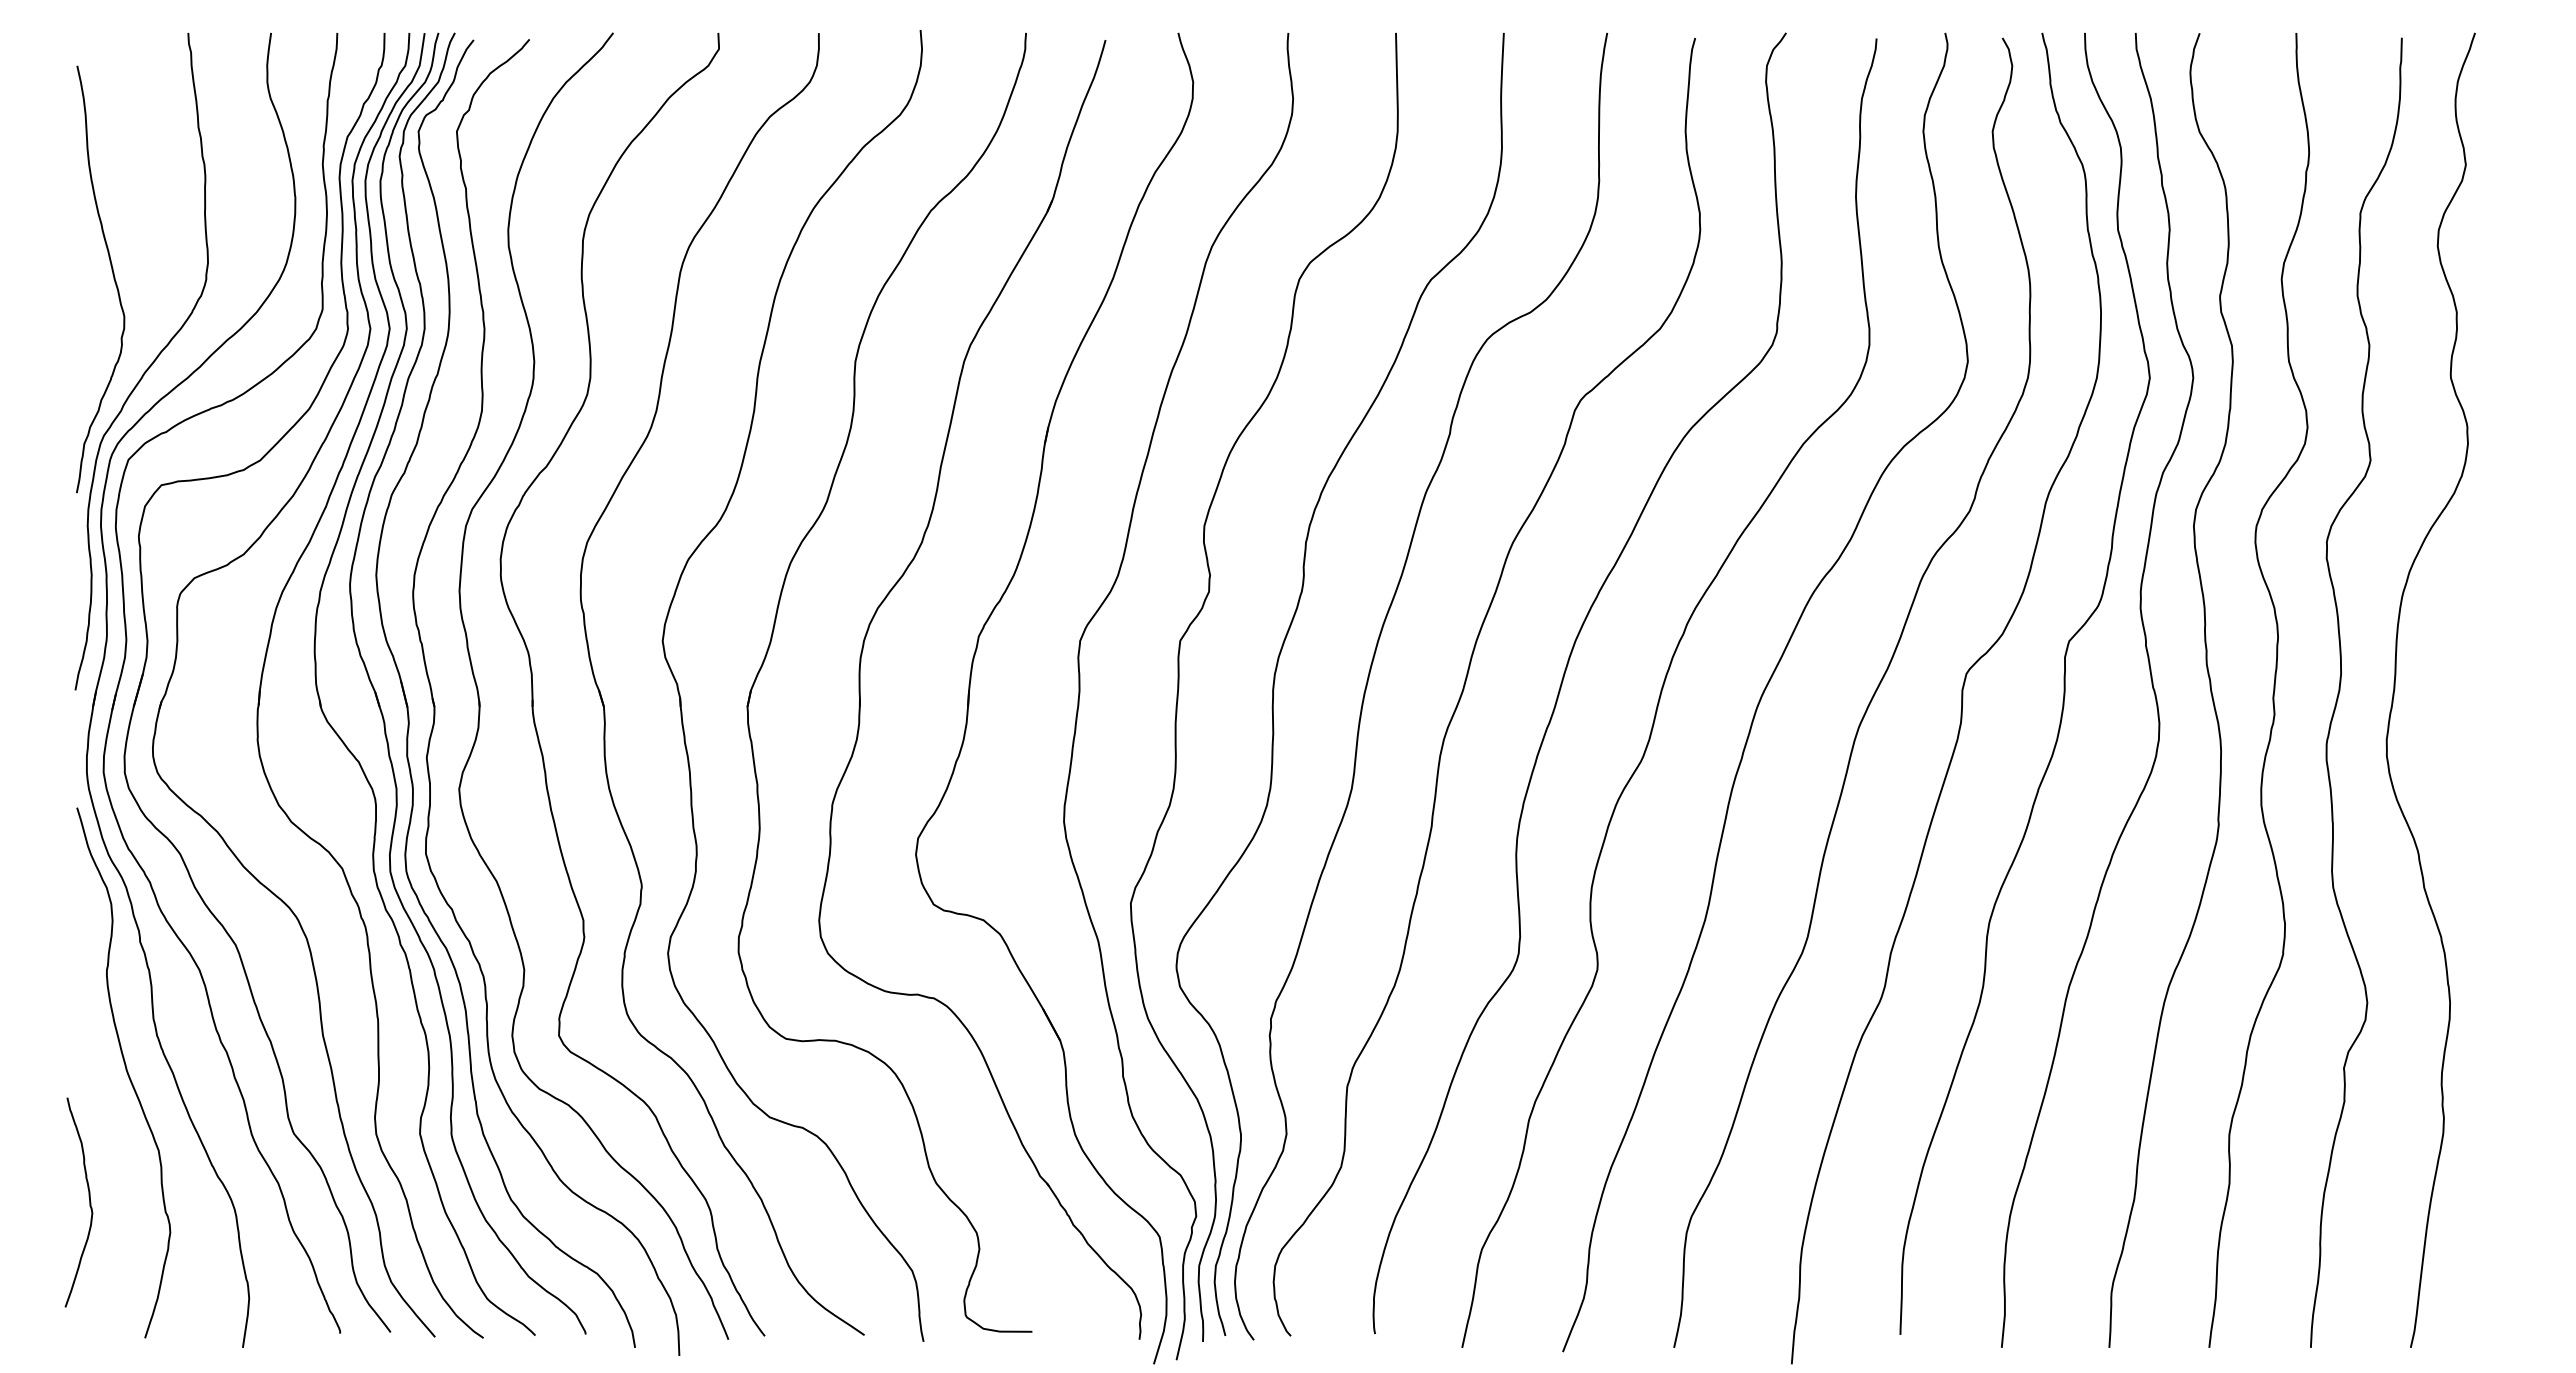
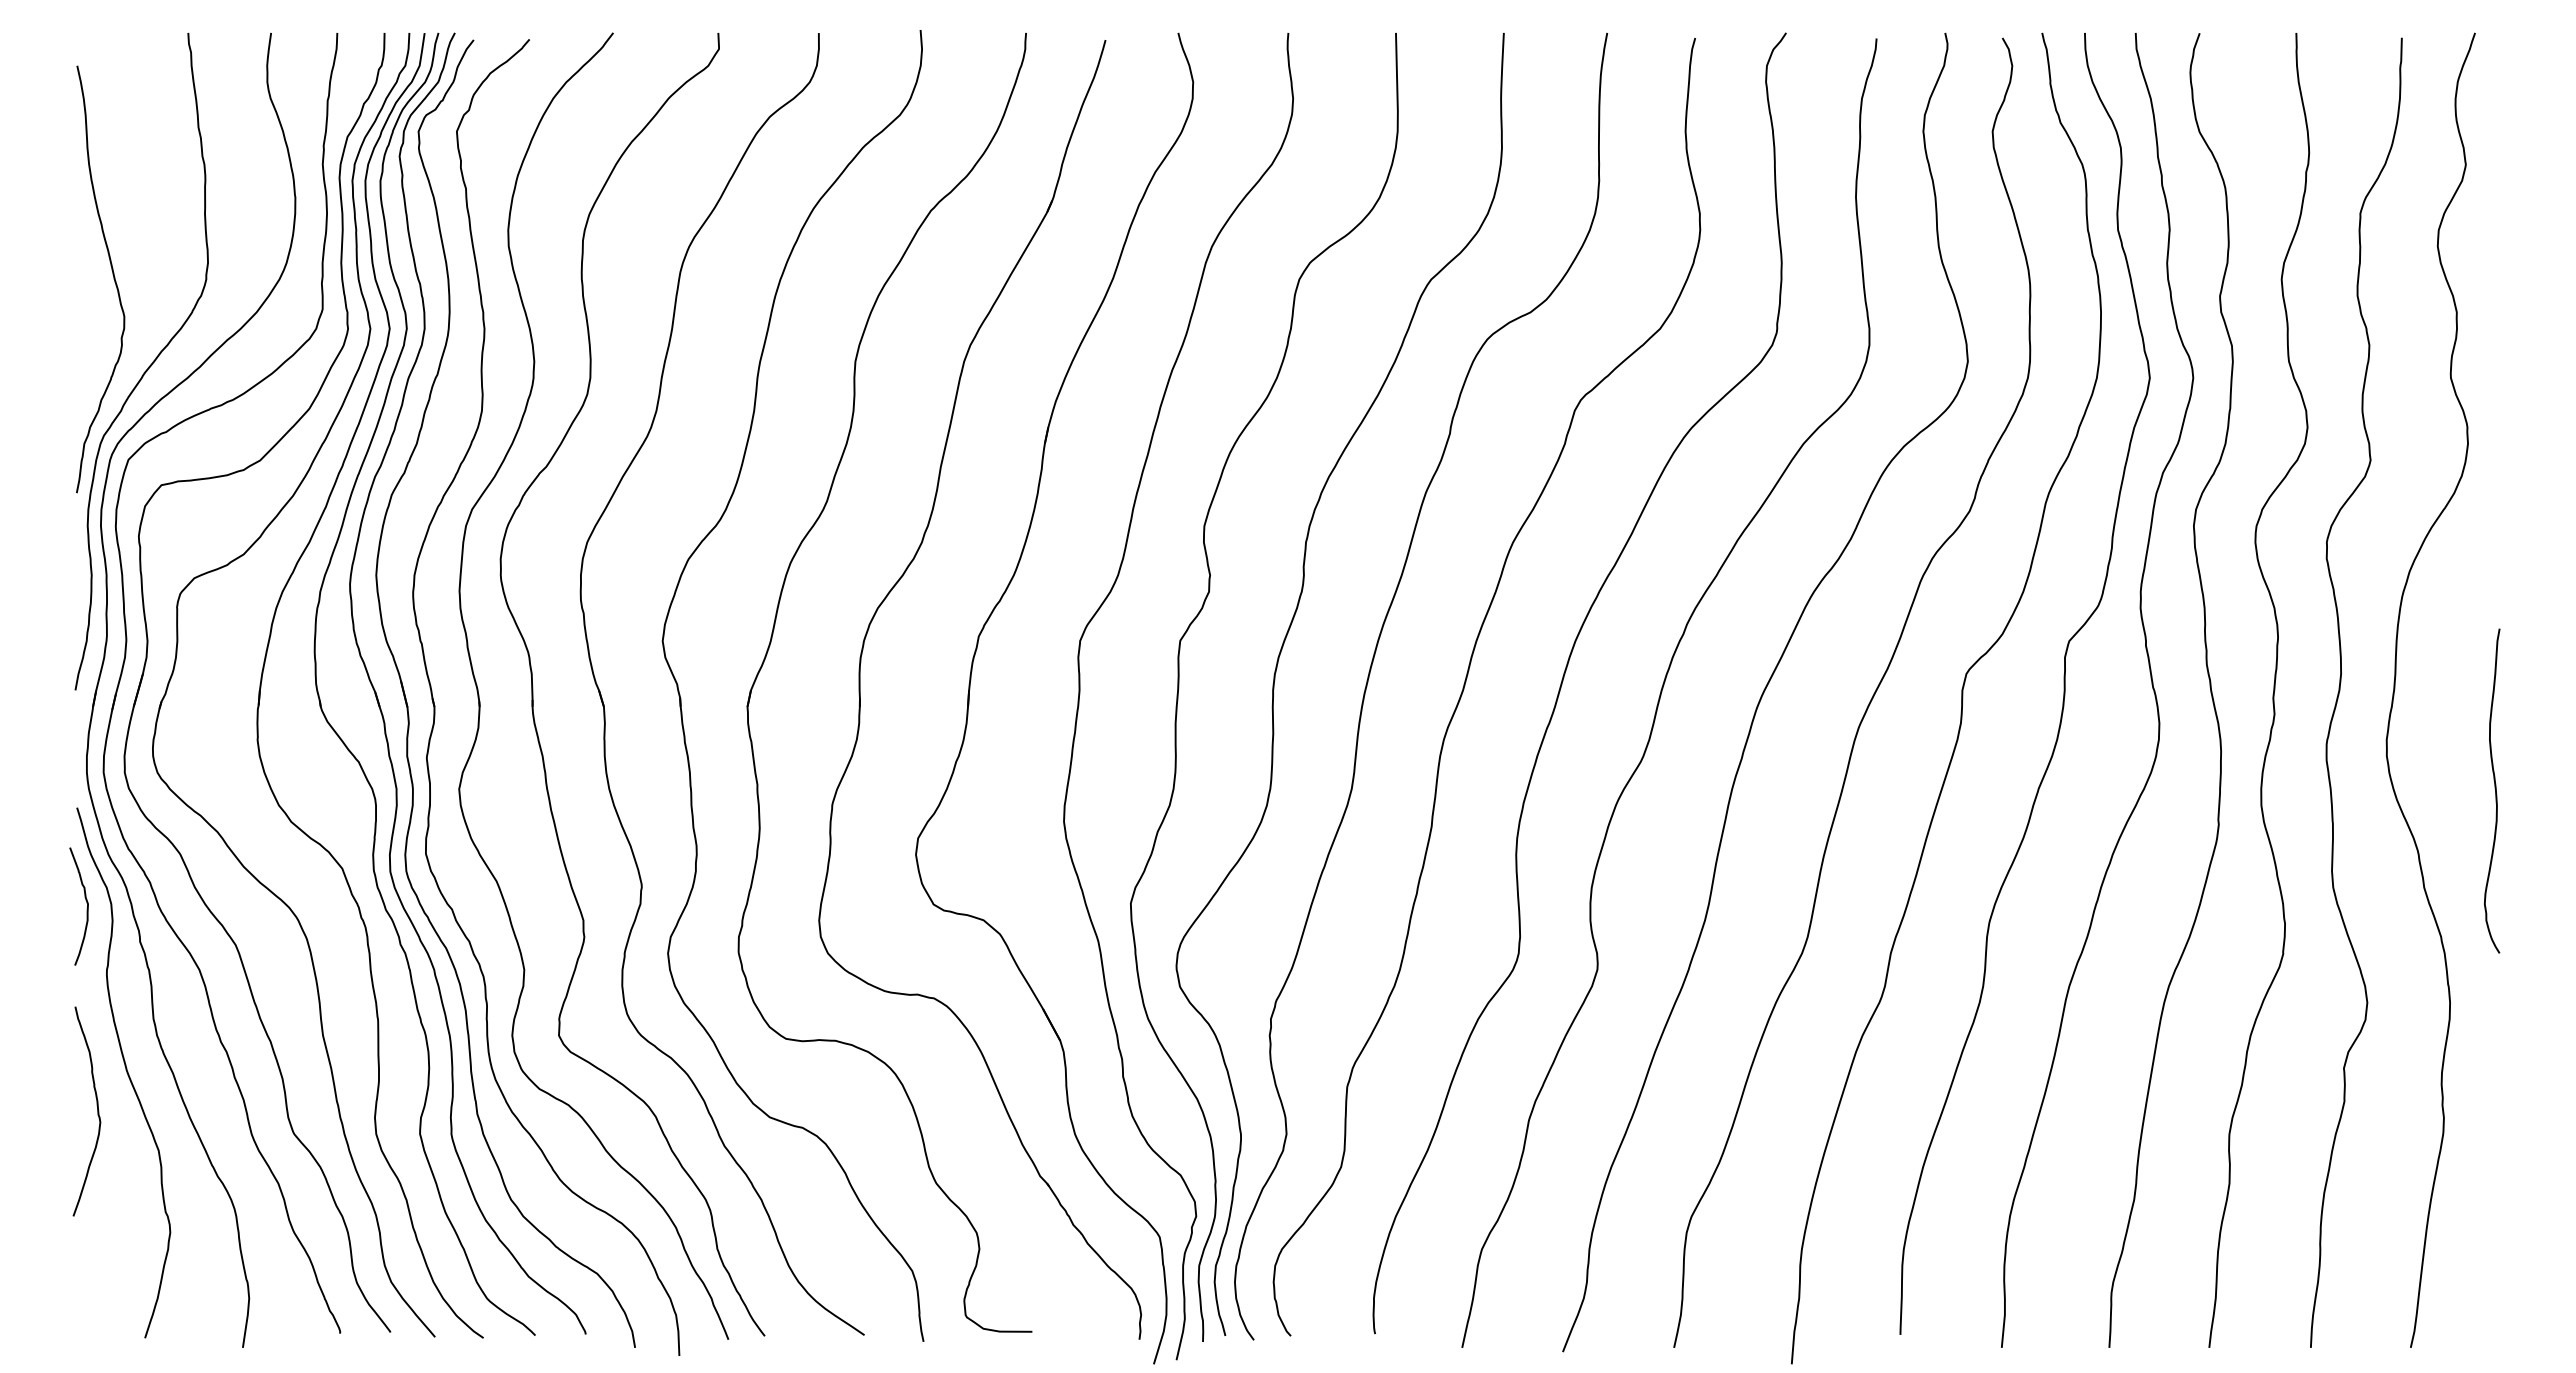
curve: none -> present (2494, 788)
curve: none -> present (86, 908)
curve position: (89, 1202) -> (97, 1111) (97, 1111)
